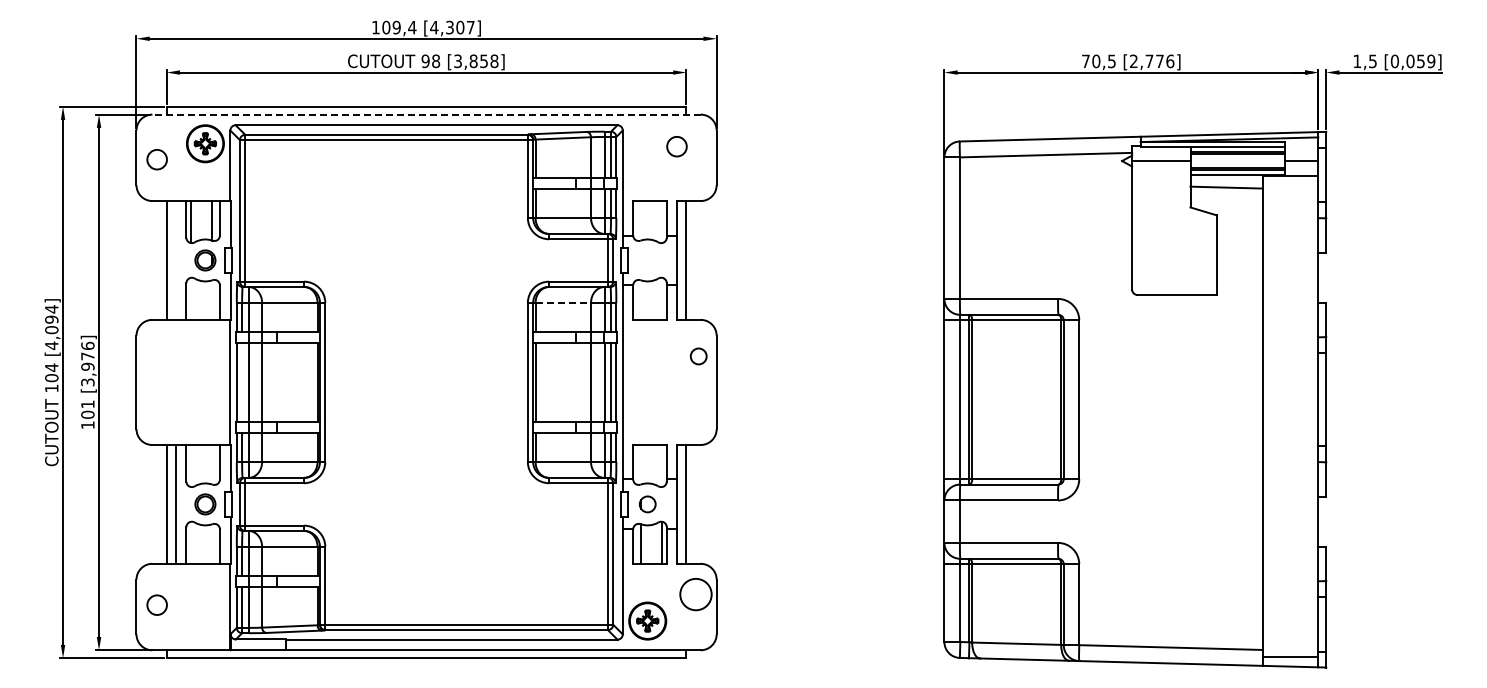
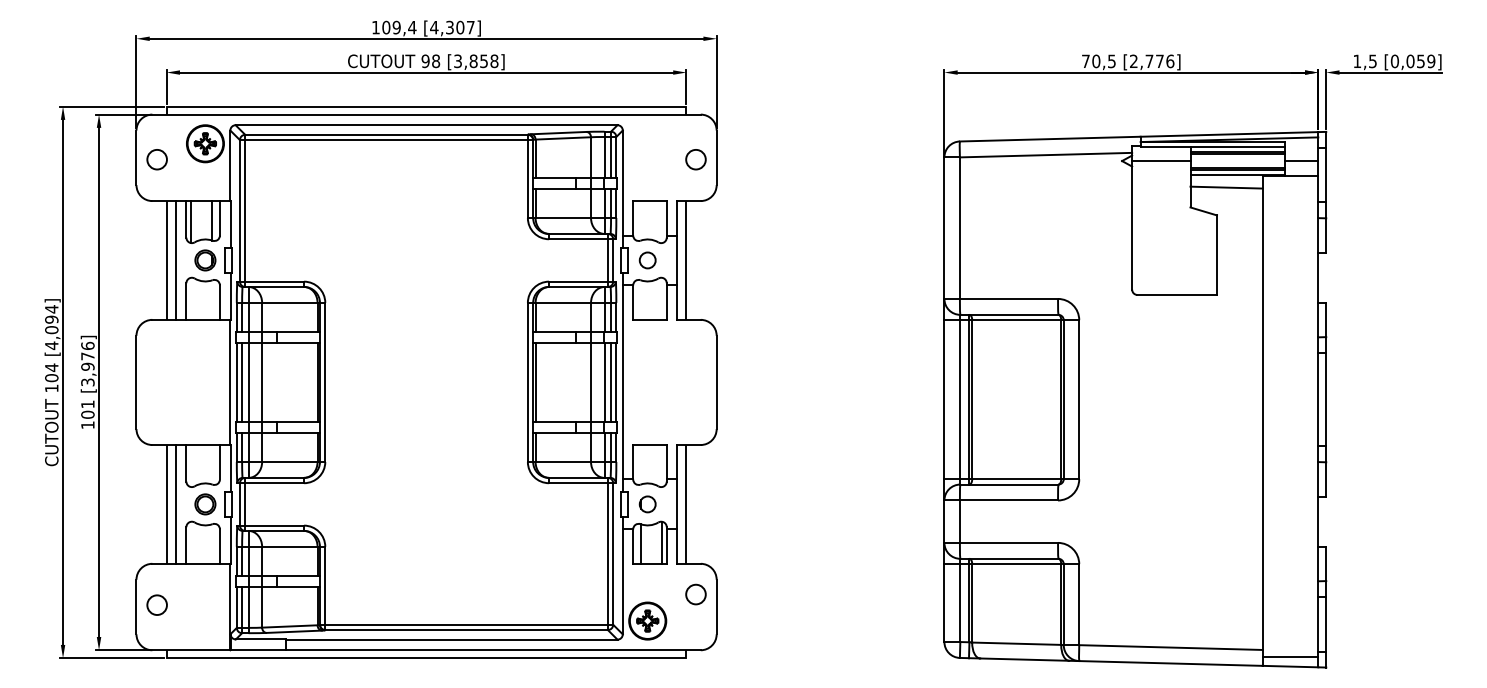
line: dashed -> solid (426, 114)
circle position: (676, 146) -> (695, 159) (695, 159)
line: none -> present (176, 260)
line: dashed -> solid (563, 302)
circle position: (698, 356) -> (647, 260) (647, 260)
line: none -> present (242, 382)
circle diameter: 31 px -> 20 px (695, 594)
